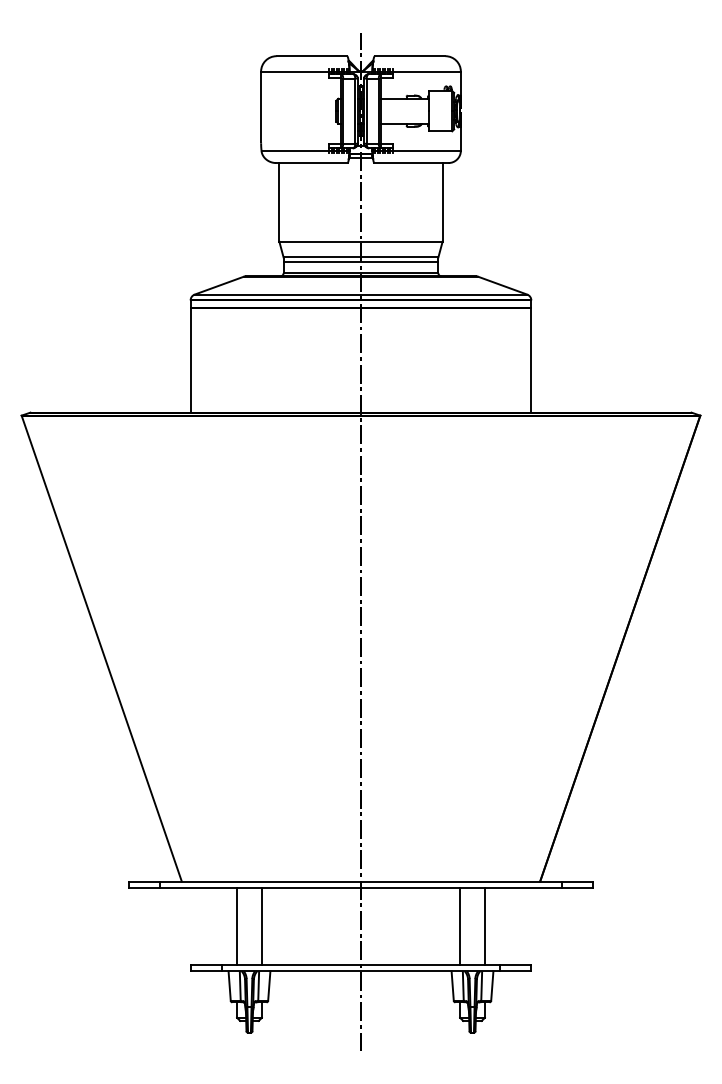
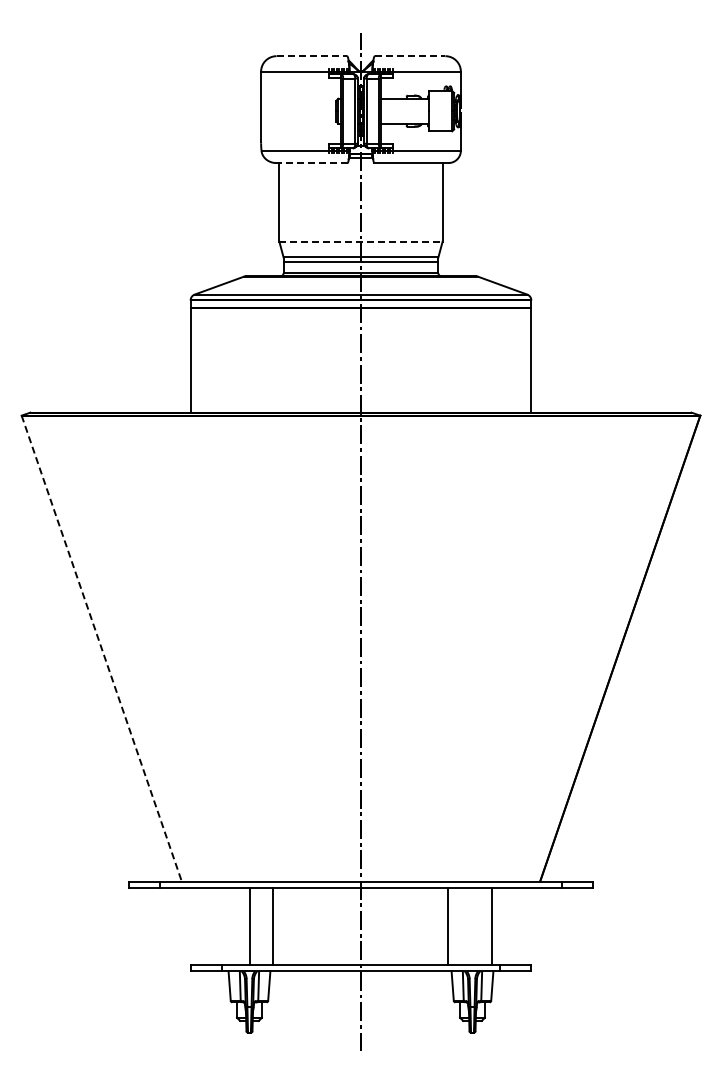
line: solid -> dashed (312, 56)
line: solid -> dashed (410, 56)
line: solid -> dashed (311, 163)
line: solid -> dashed (361, 241)
line: solid -> dashed (101, 649)
line position: (237, 926) -> (250, 926) (250, 926)
line position: (261, 926) -> (272, 926) (272, 926)
line position: (460, 926) -> (448, 926) (448, 926)
line position: (484, 926) -> (491, 926) (491, 926)
